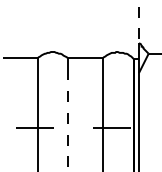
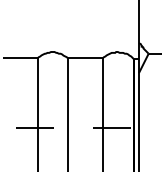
line: dashed -> solid (138, 22)
line: dashed -> solid (67, 120)
